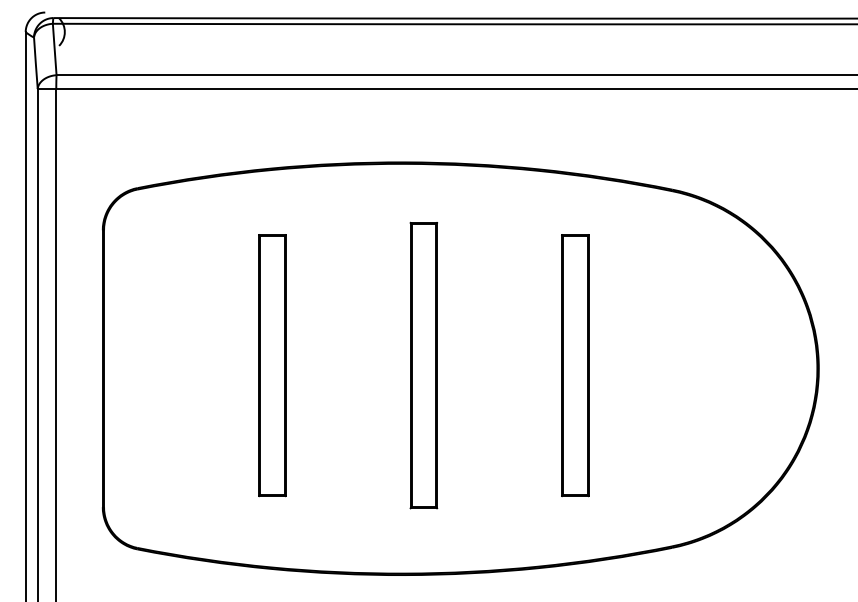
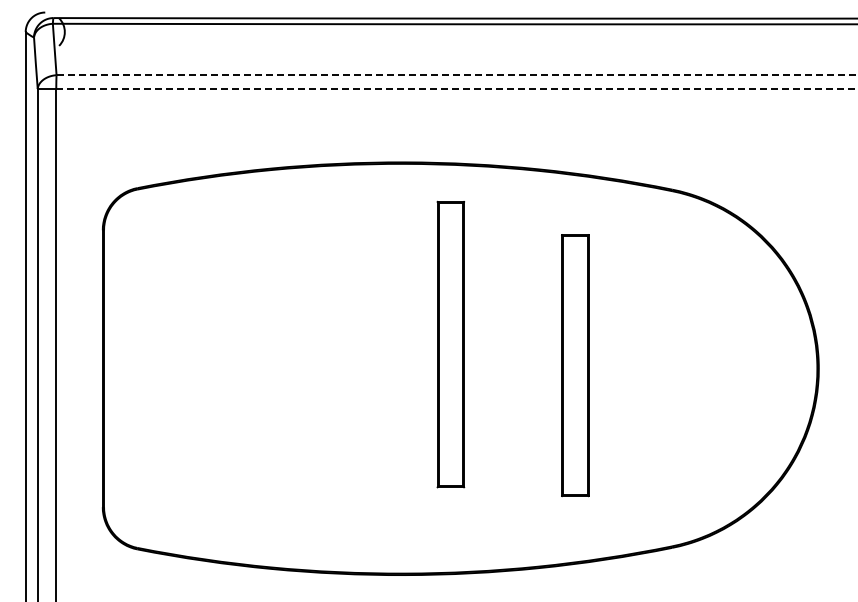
line: solid -> dashed (457, 75)
line: solid -> dashed (457, 89)
part: present -> none (272, 365)
part position: (423, 365) -> (450, 344) (450, 344)
